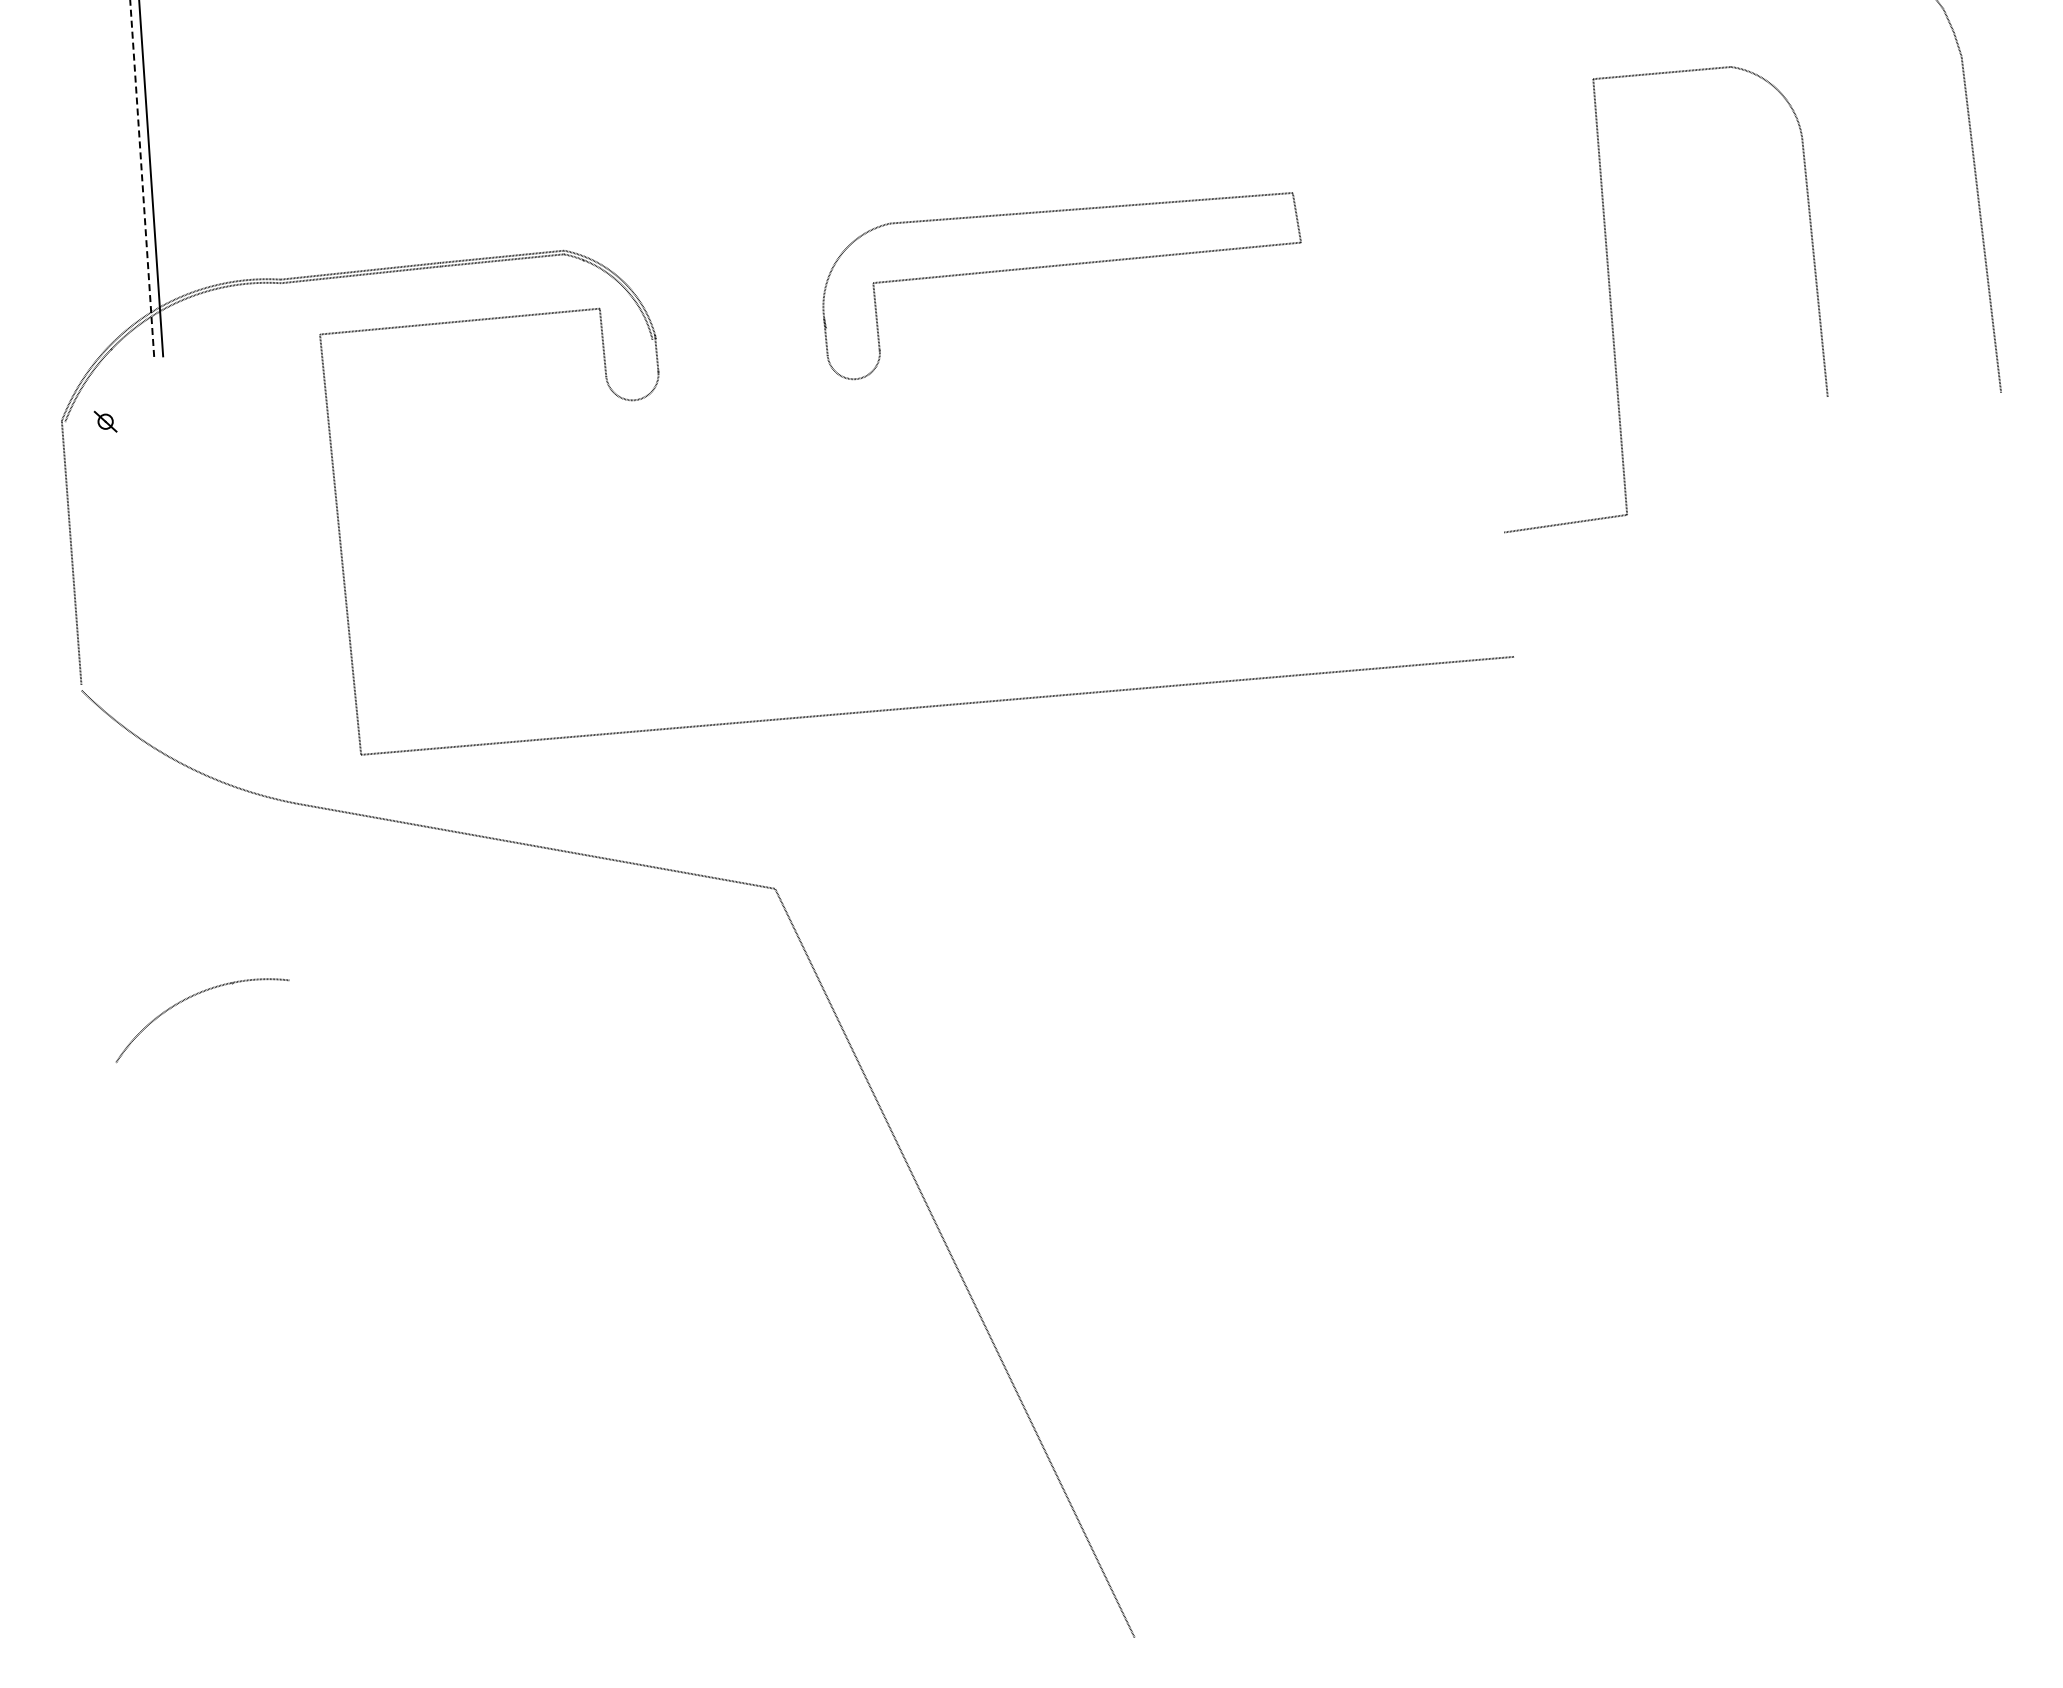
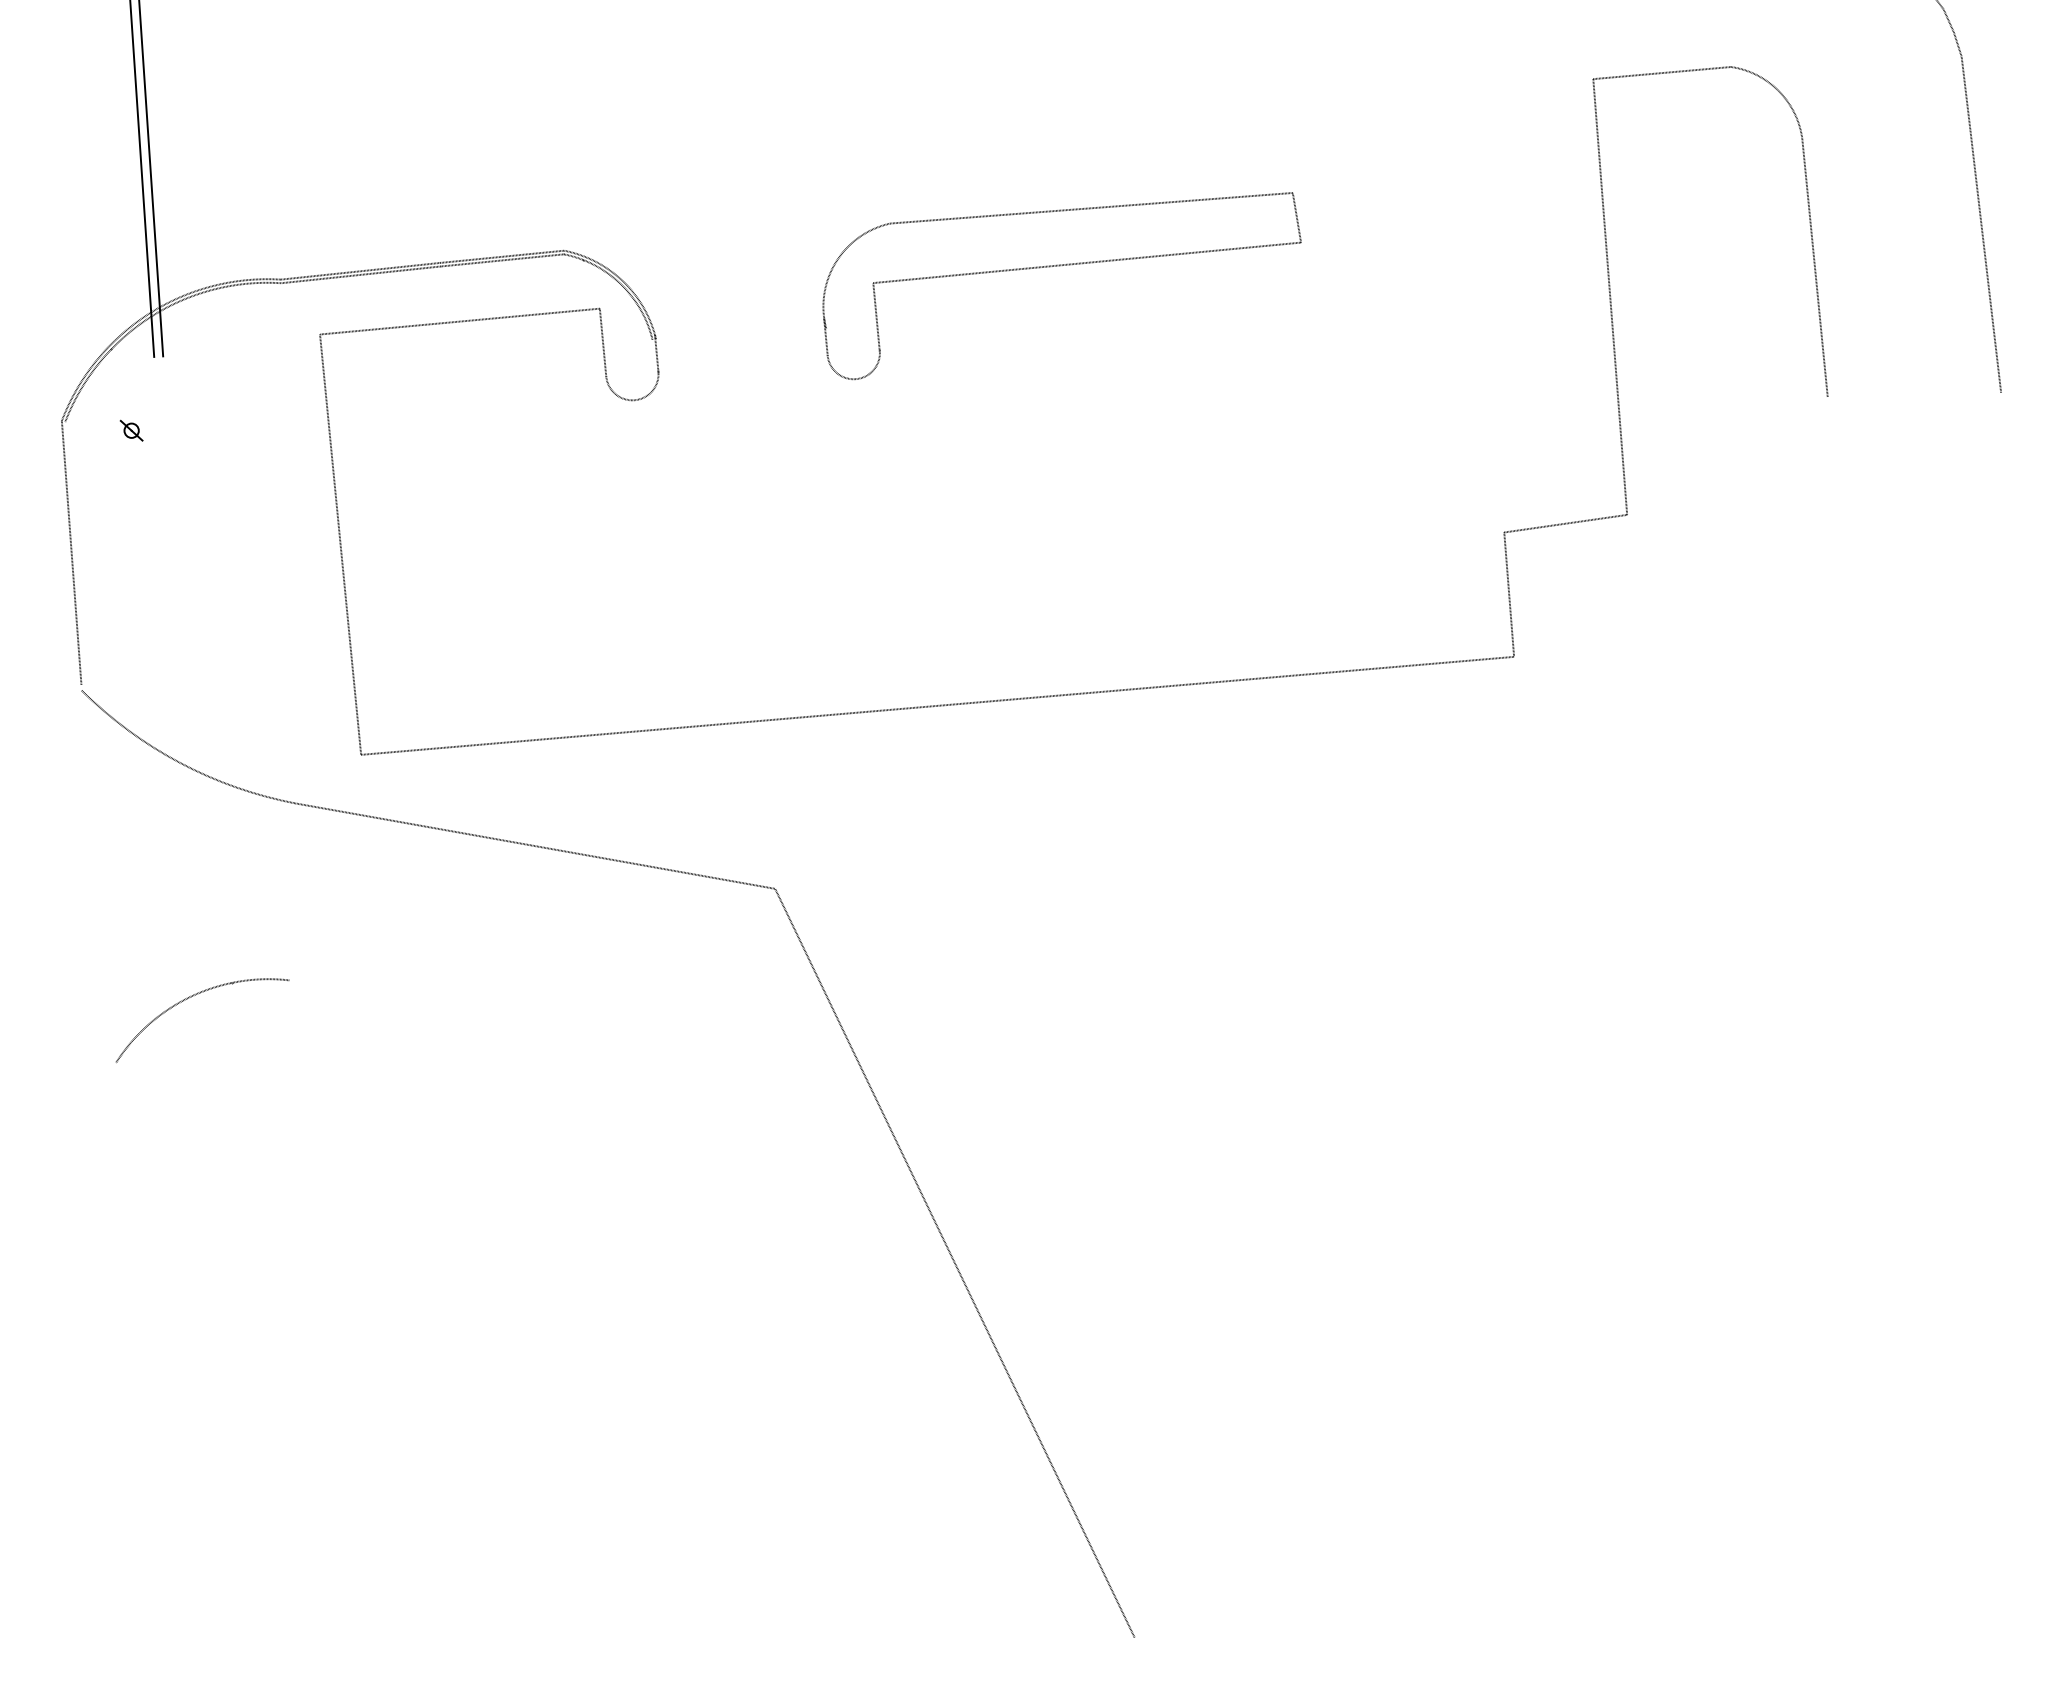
line: dashed -> solid (142, 178)
part position: (105, 421) -> (131, 430) (131, 430)
line: none -> present (1509, 594)
